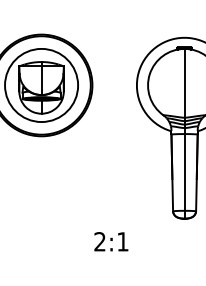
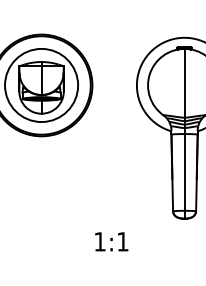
text: 2:1 -> 1:1 (99, 241)
